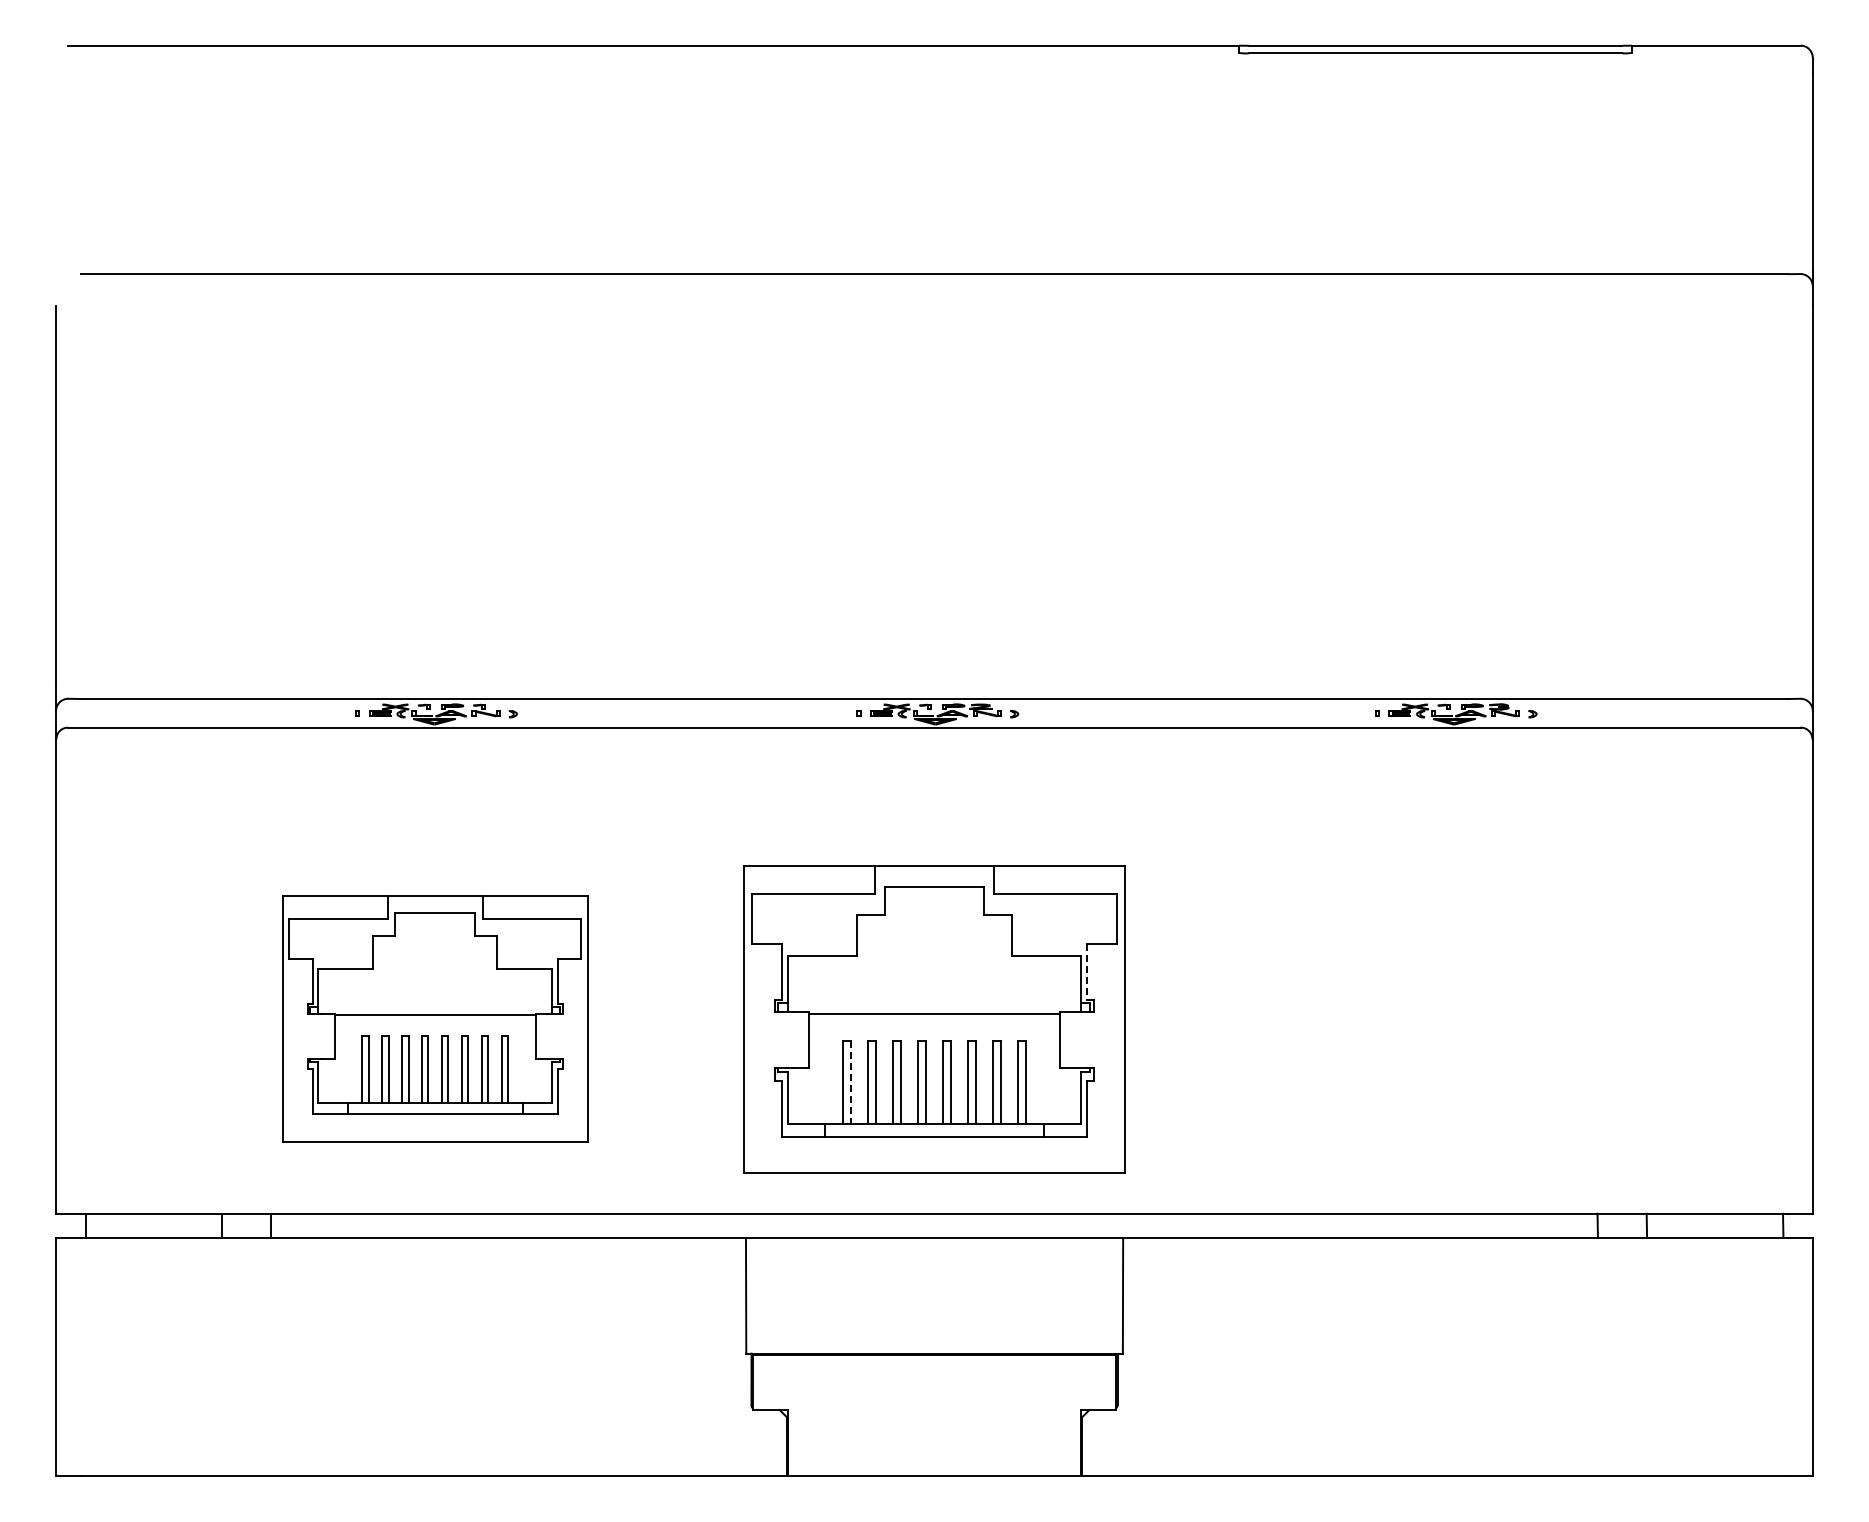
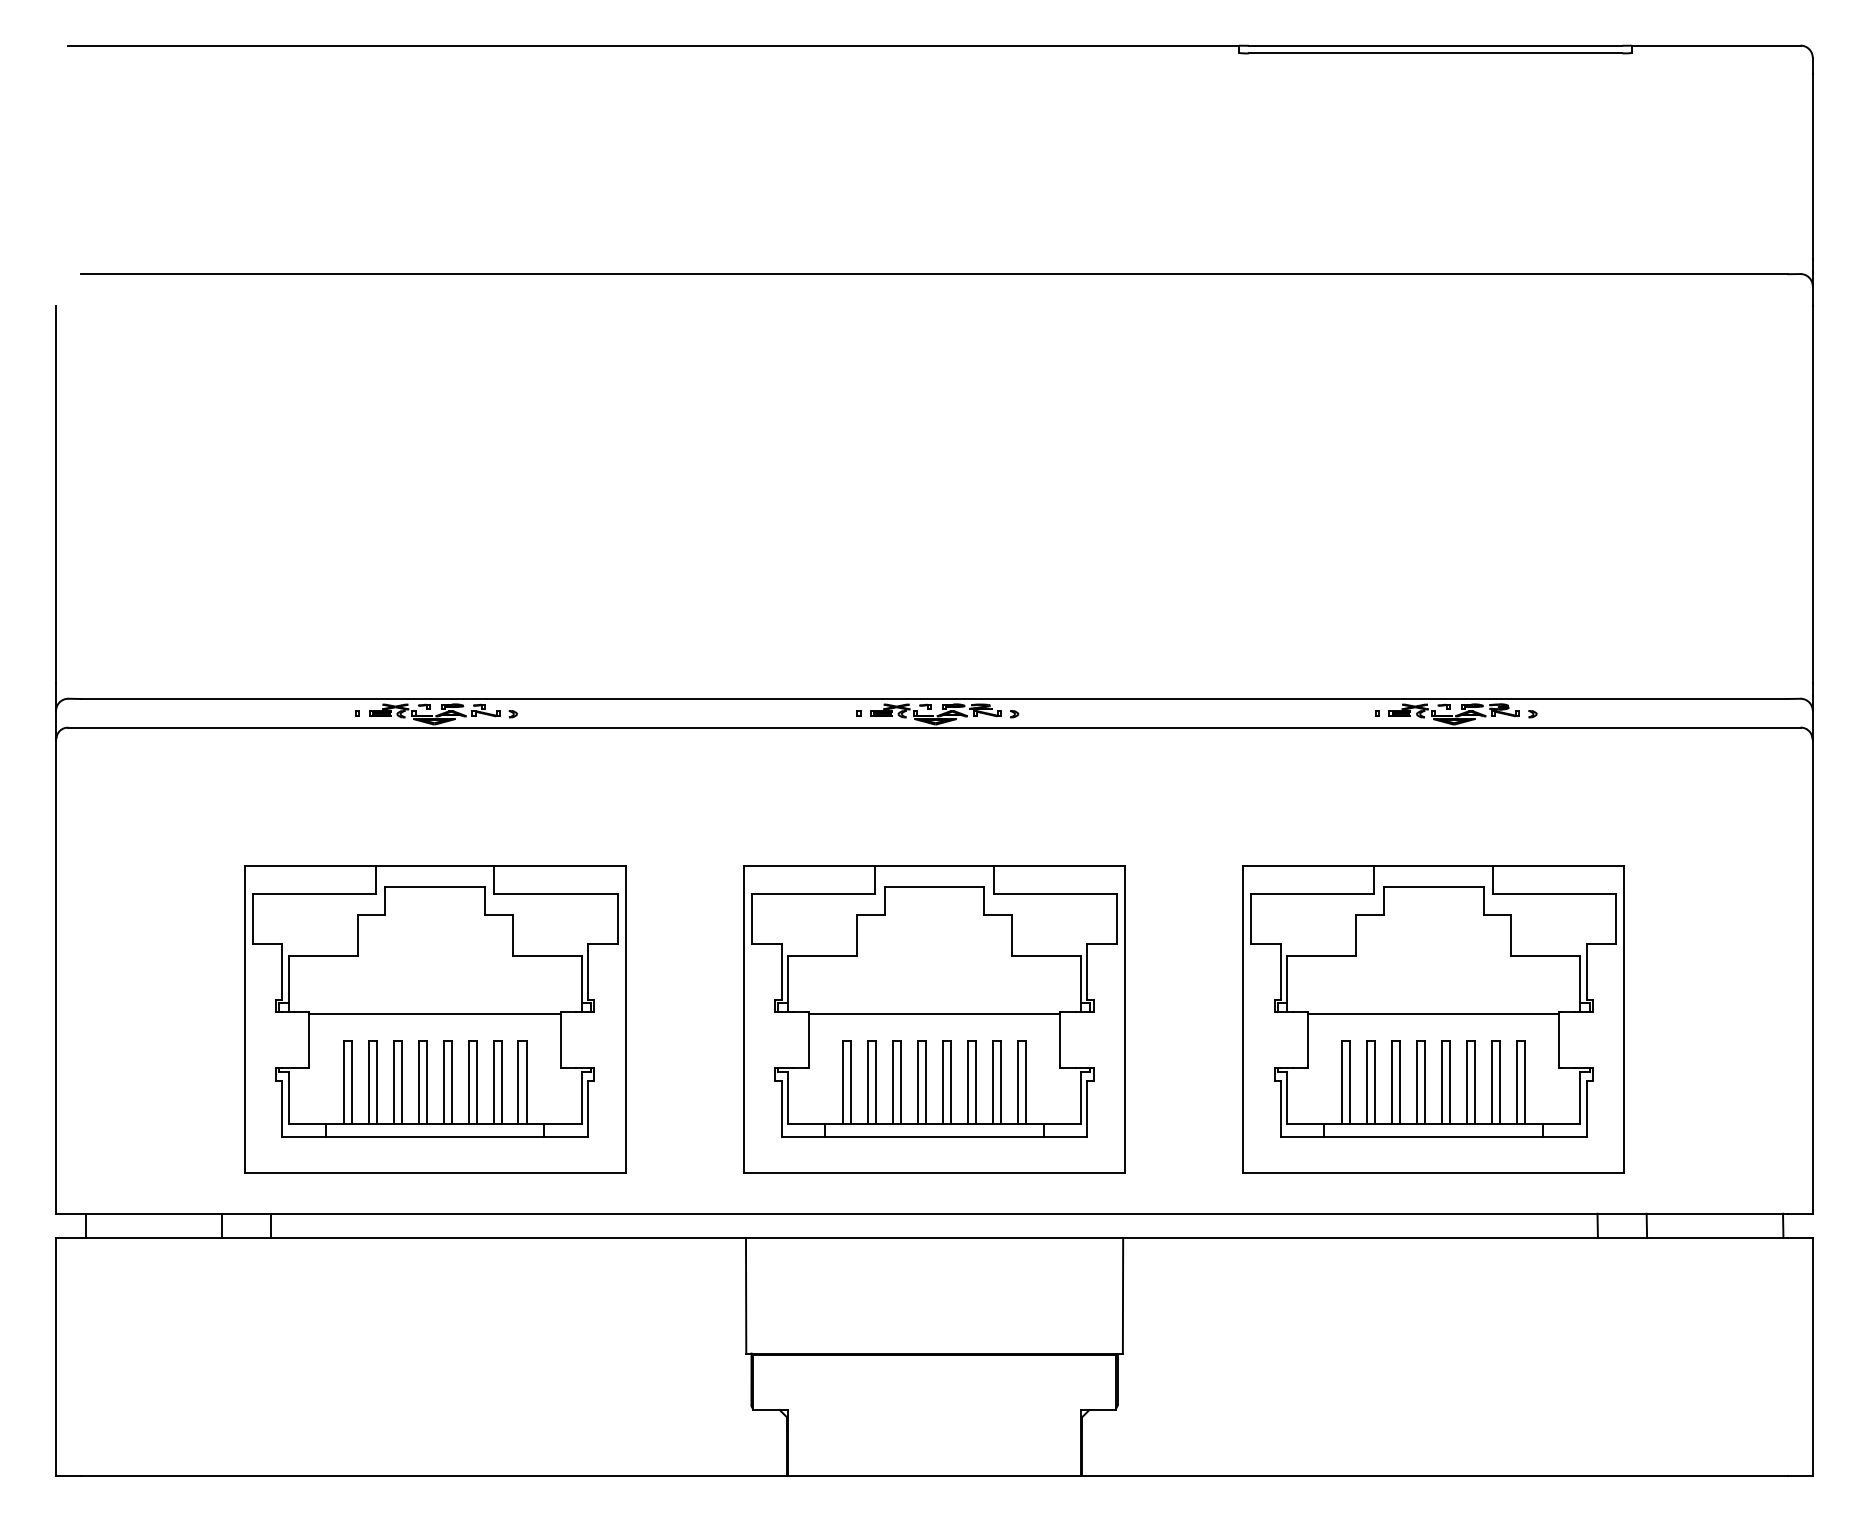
line: dashed -> solid (1087, 972)
part size: 307x248 px -> 383x309 px (435, 1019)
part: none -> present (1433, 1019)
line: dashed -> solid (851, 1082)
